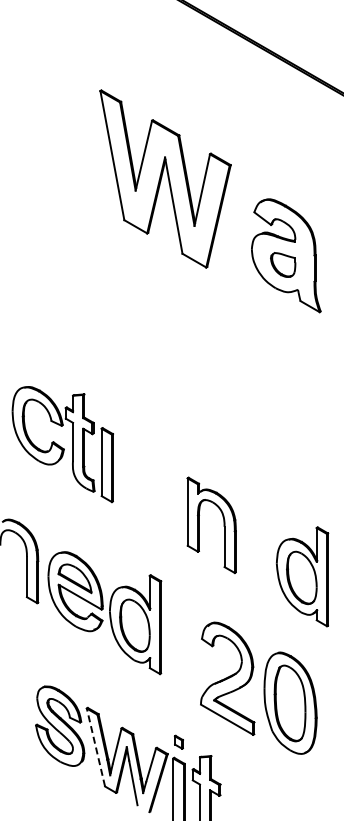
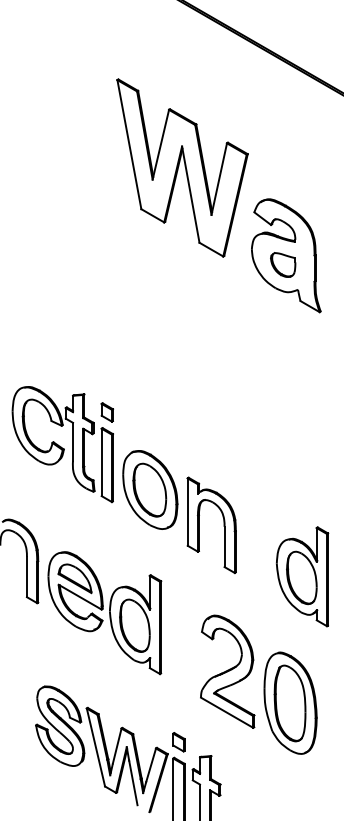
part position: (165, 178) -> (182, 167) (182, 167)
part: none -> present (107, 412)
part: none -> present (150, 489)
part position: (227, 678) -> (227, 671) (227, 671)
part size: 10x16 px -> 14x21 px (178, 742)
line: dashed -> solid (95, 747)
